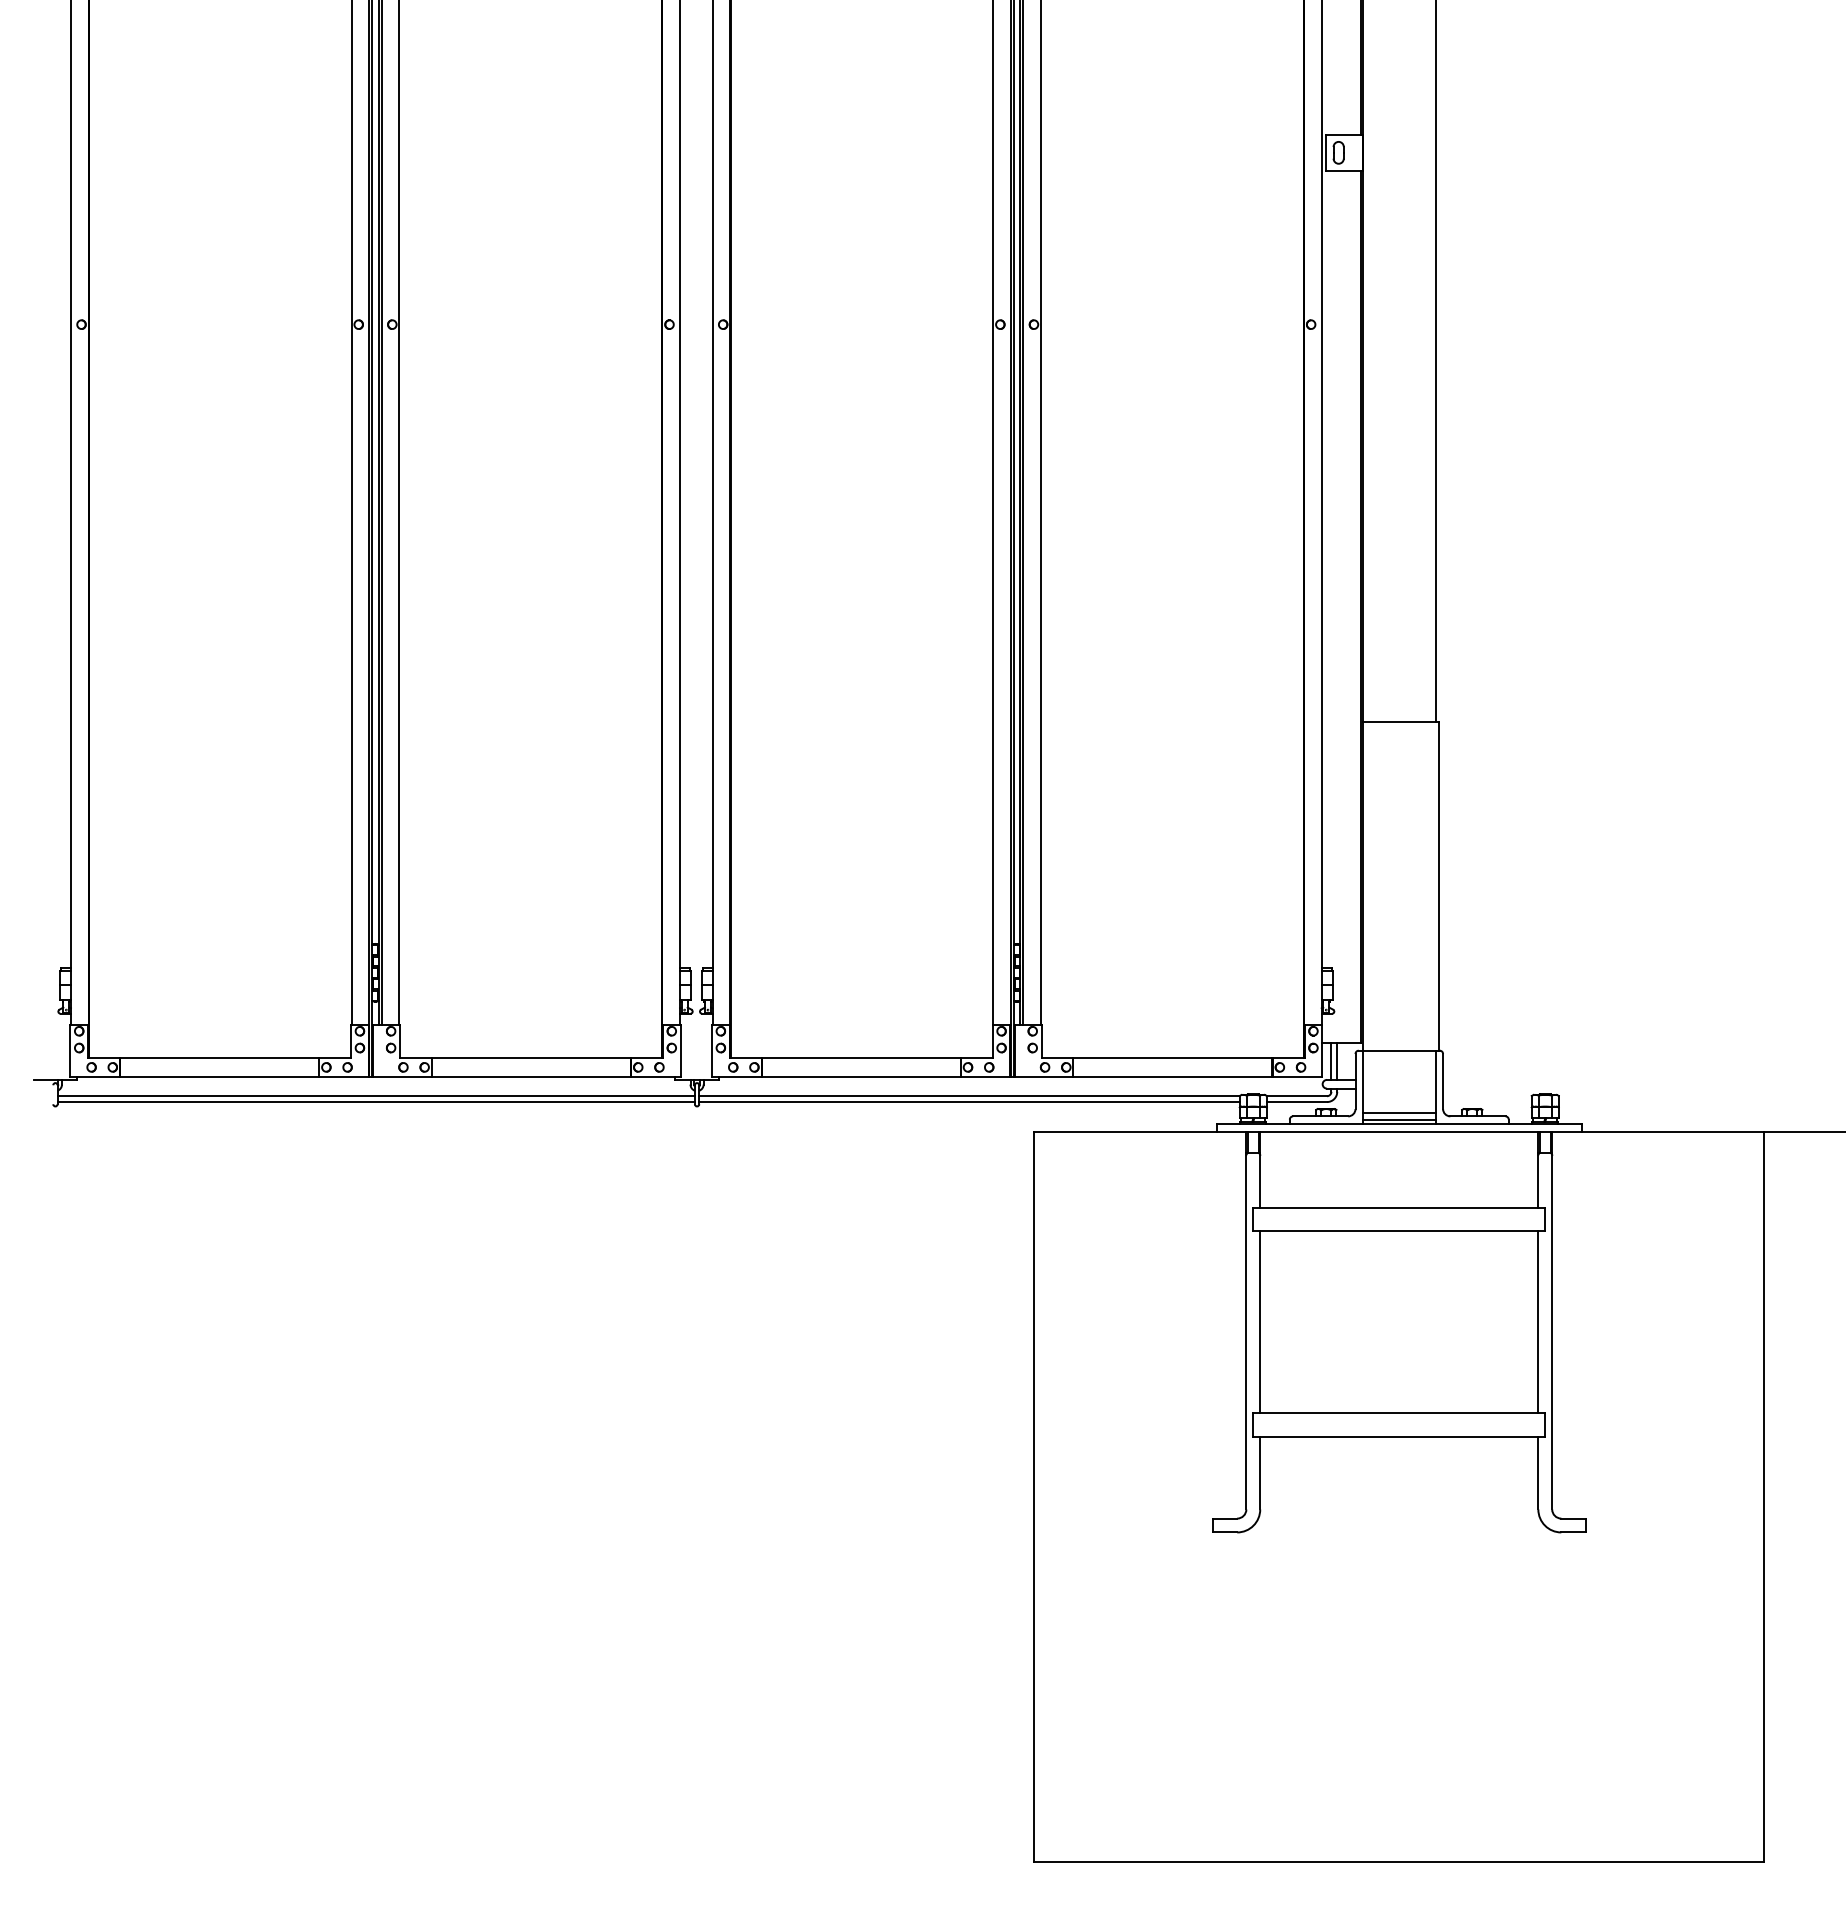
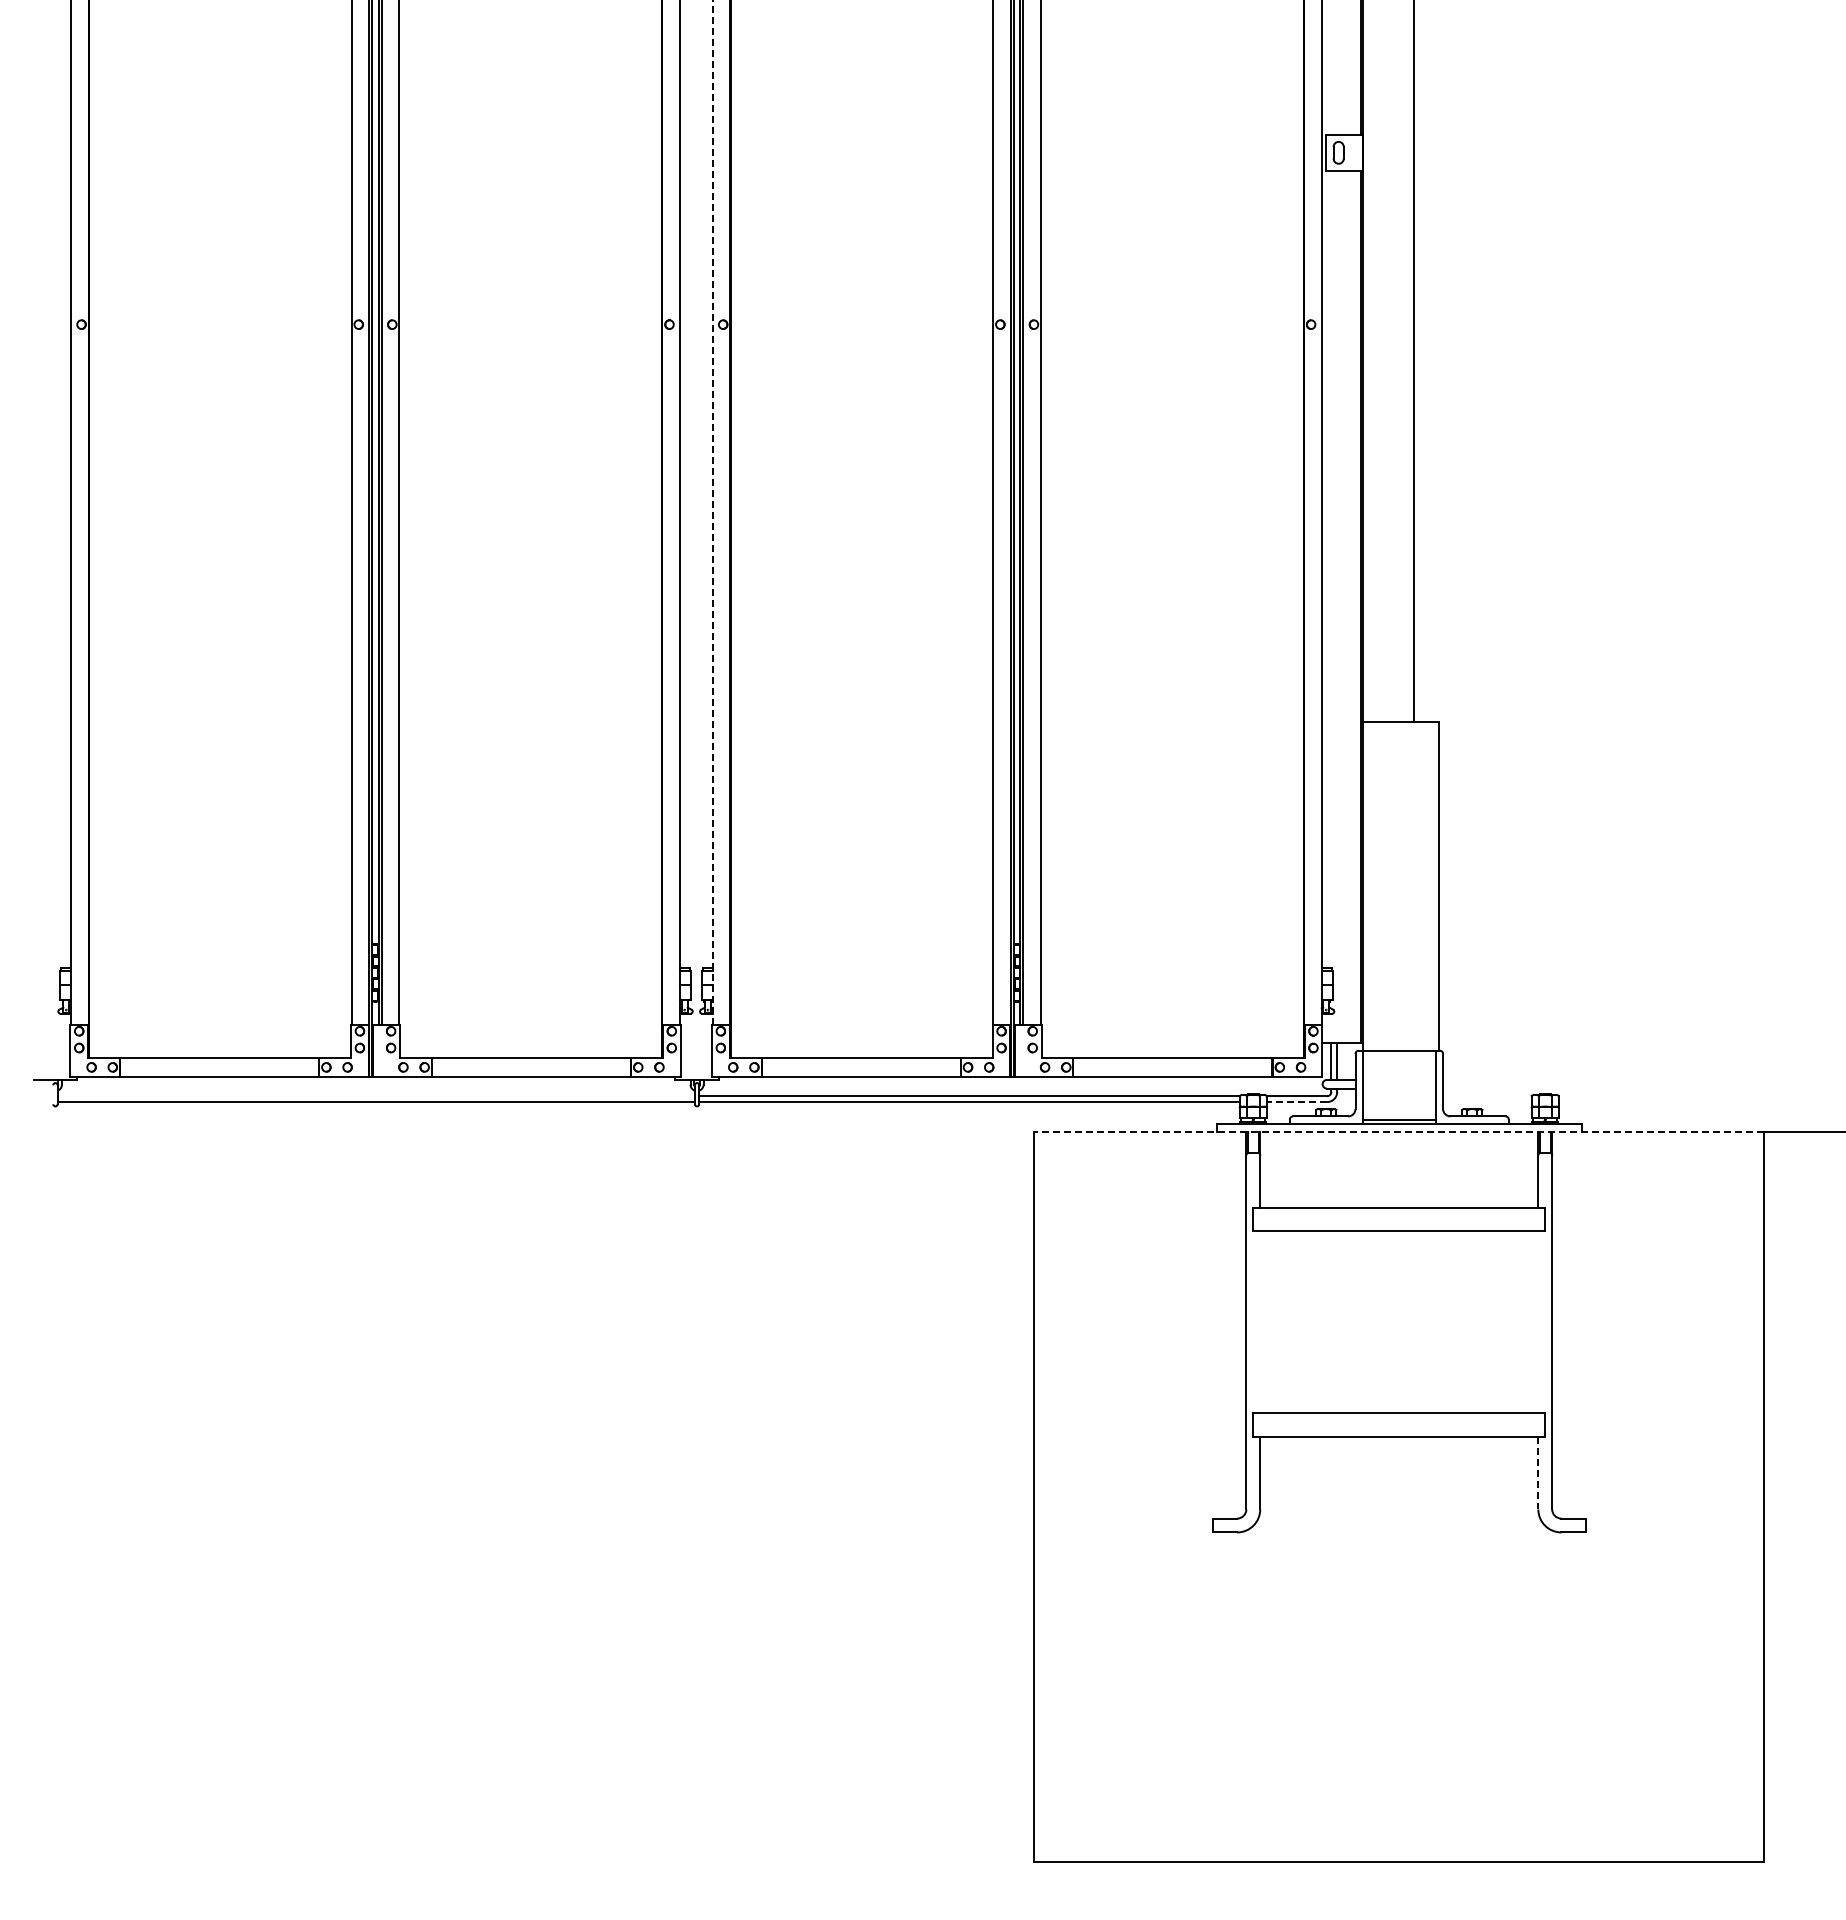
line position: (1435, 362) -> (1413, 362) (1413, 362)
line: solid -> dashed (712, 512)
line: present -> none (375, 1096)
line: solid -> dashed (1296, 1102)
line: present -> none (1398, 1112)
line: solid -> dashed (1399, 1132)
line: present -> none (1260, 1321)
line: present -> none (1538, 1321)
line: solid -> dashed (1538, 1473)
